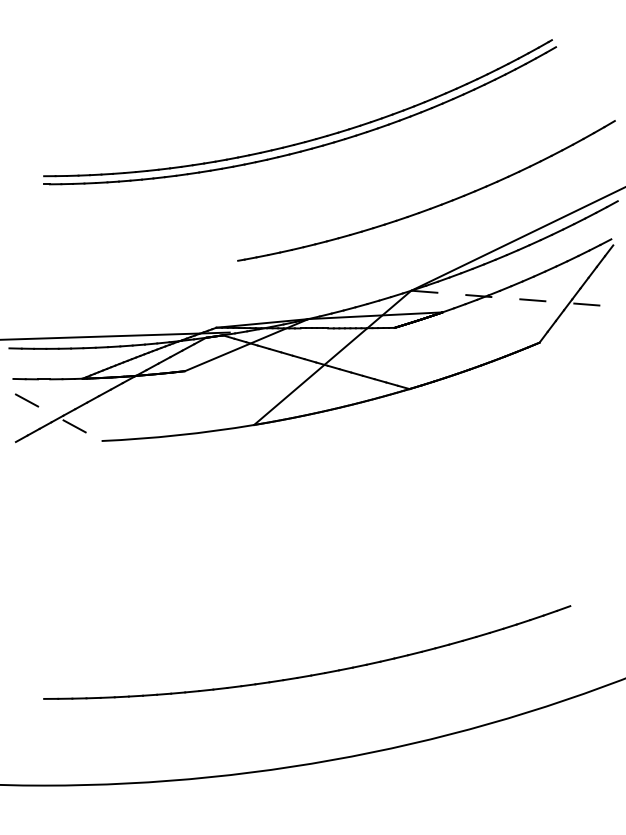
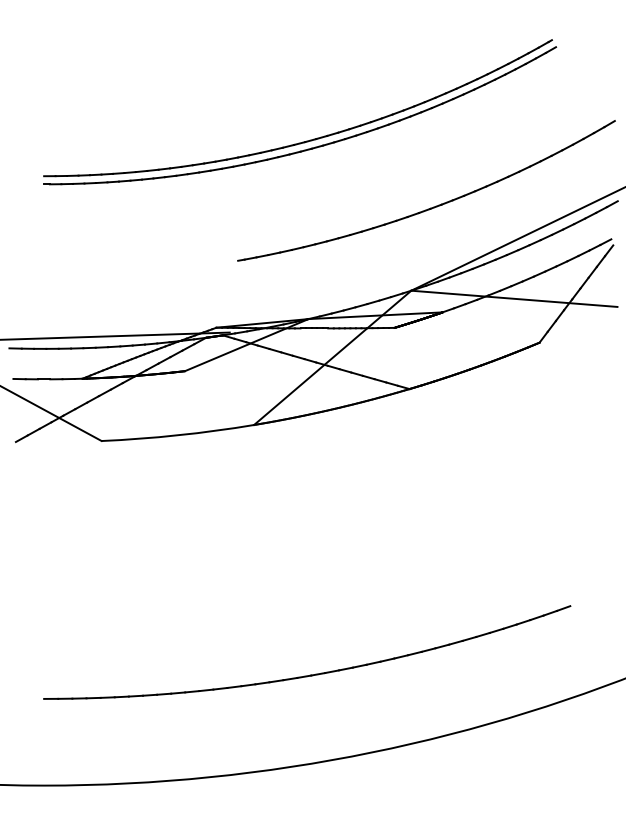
line: dashed -> solid (514, 298)
line: dashed -> solid (51, 413)
